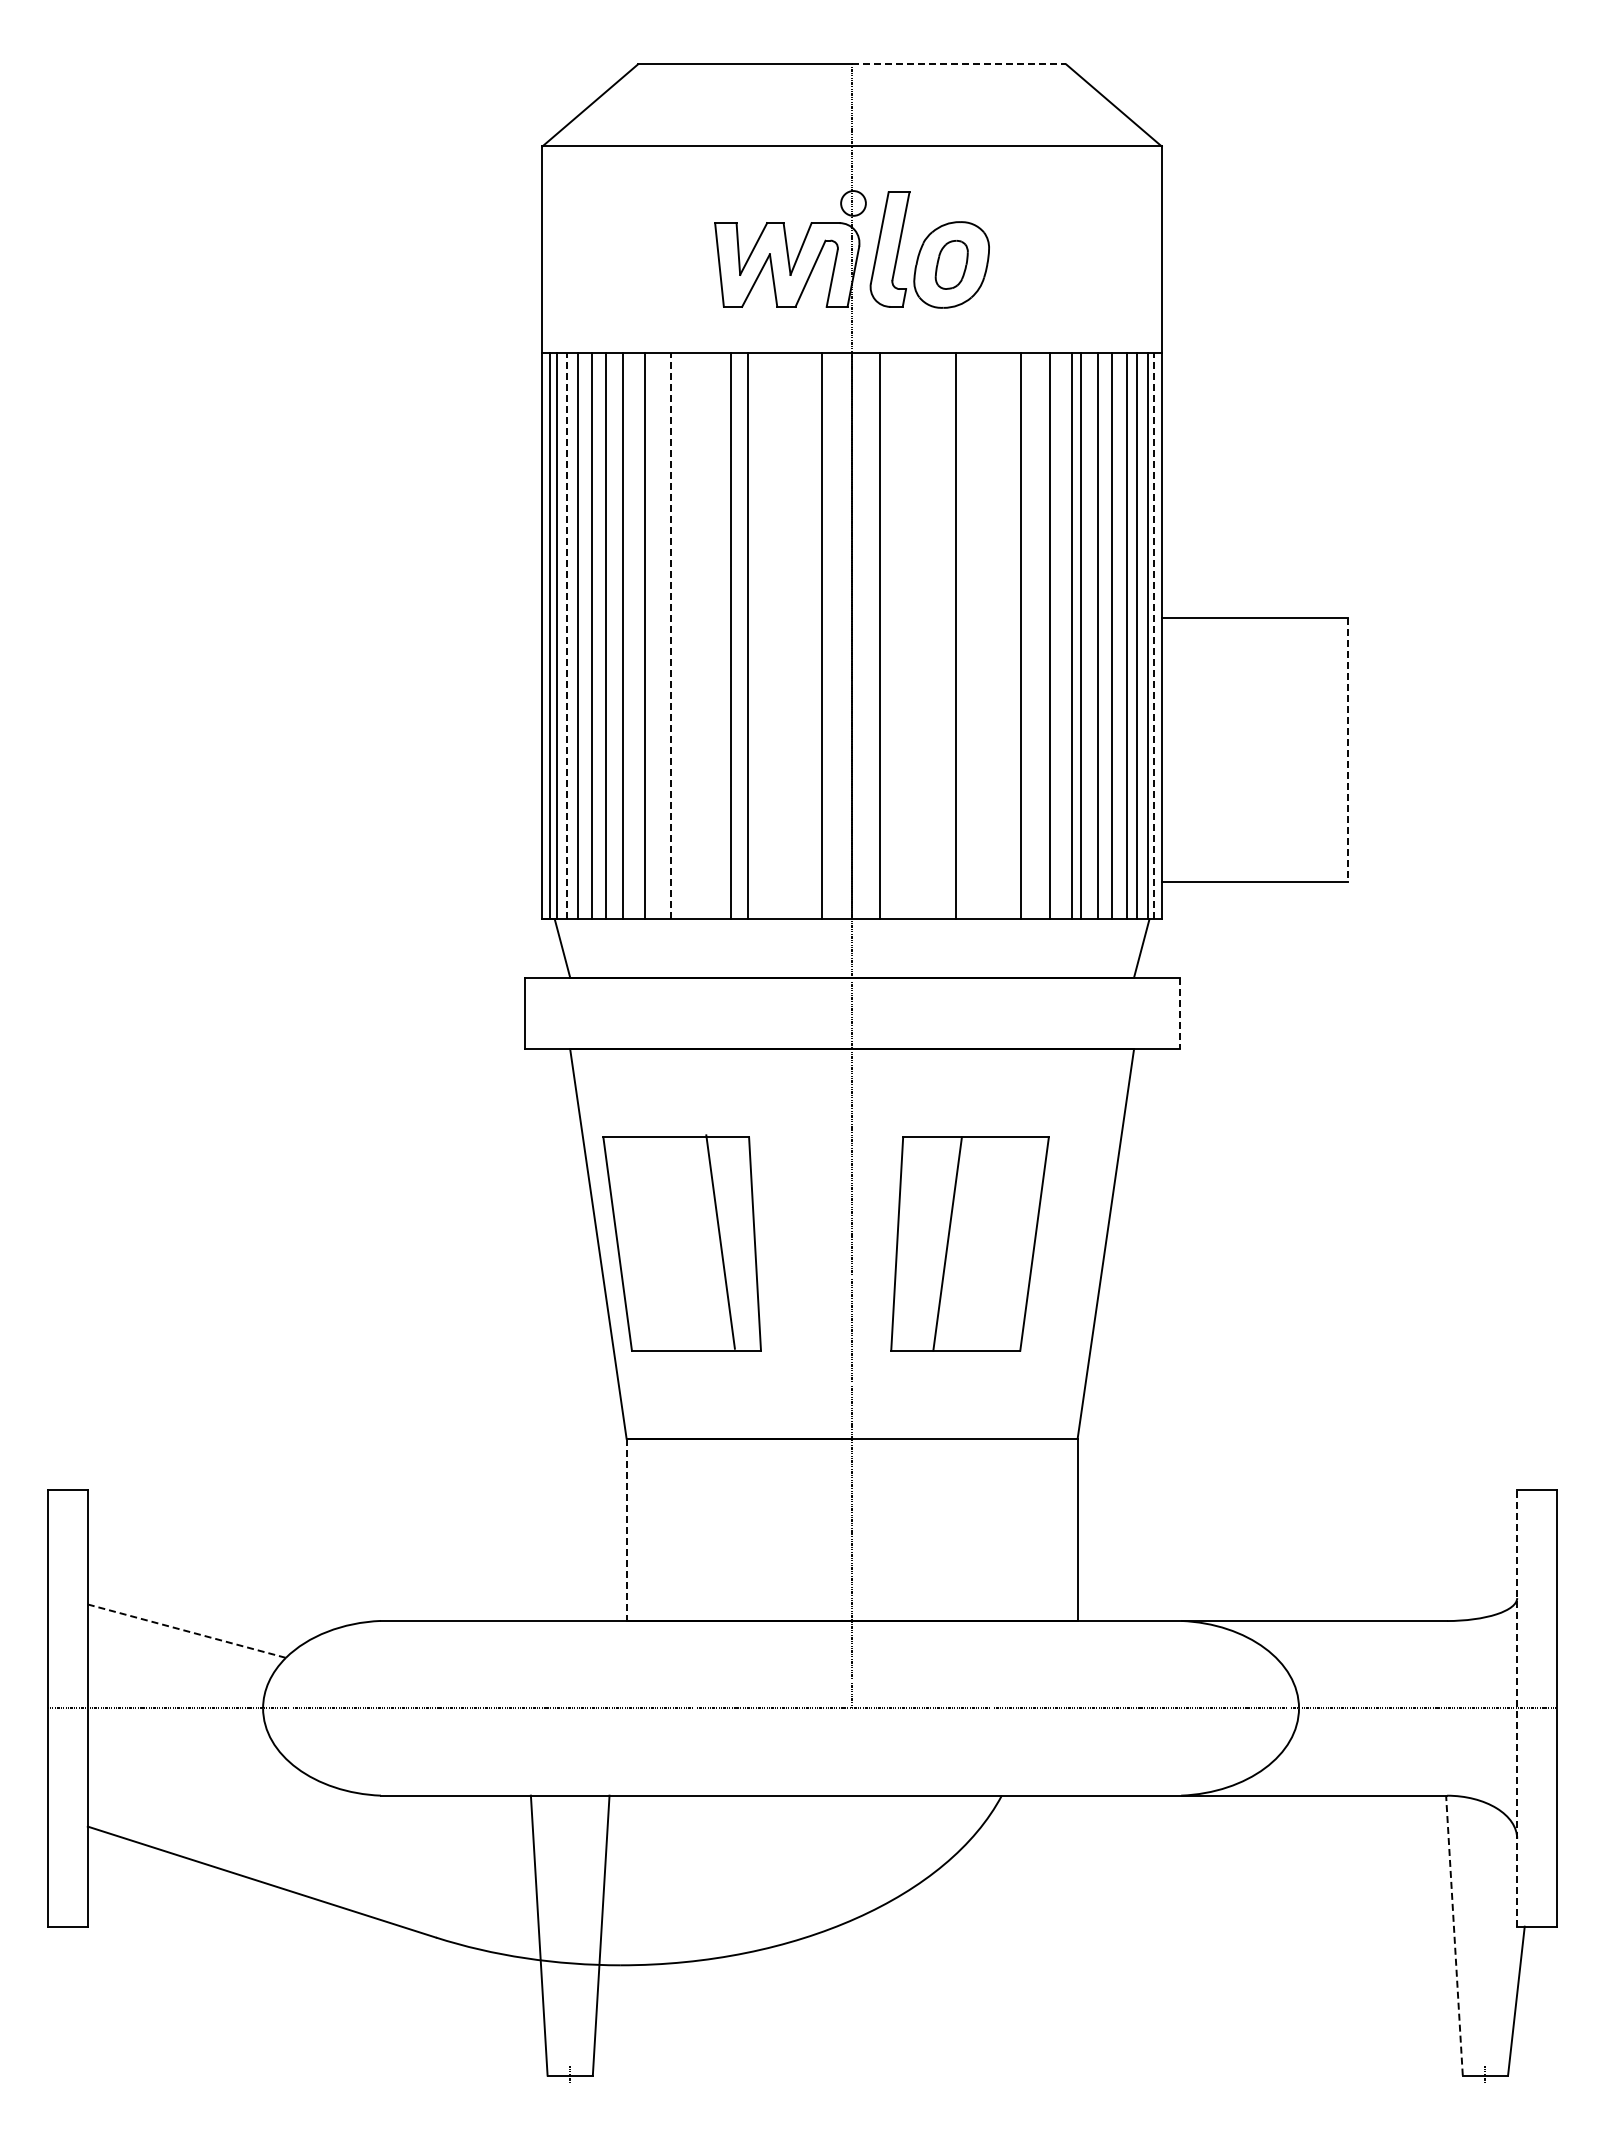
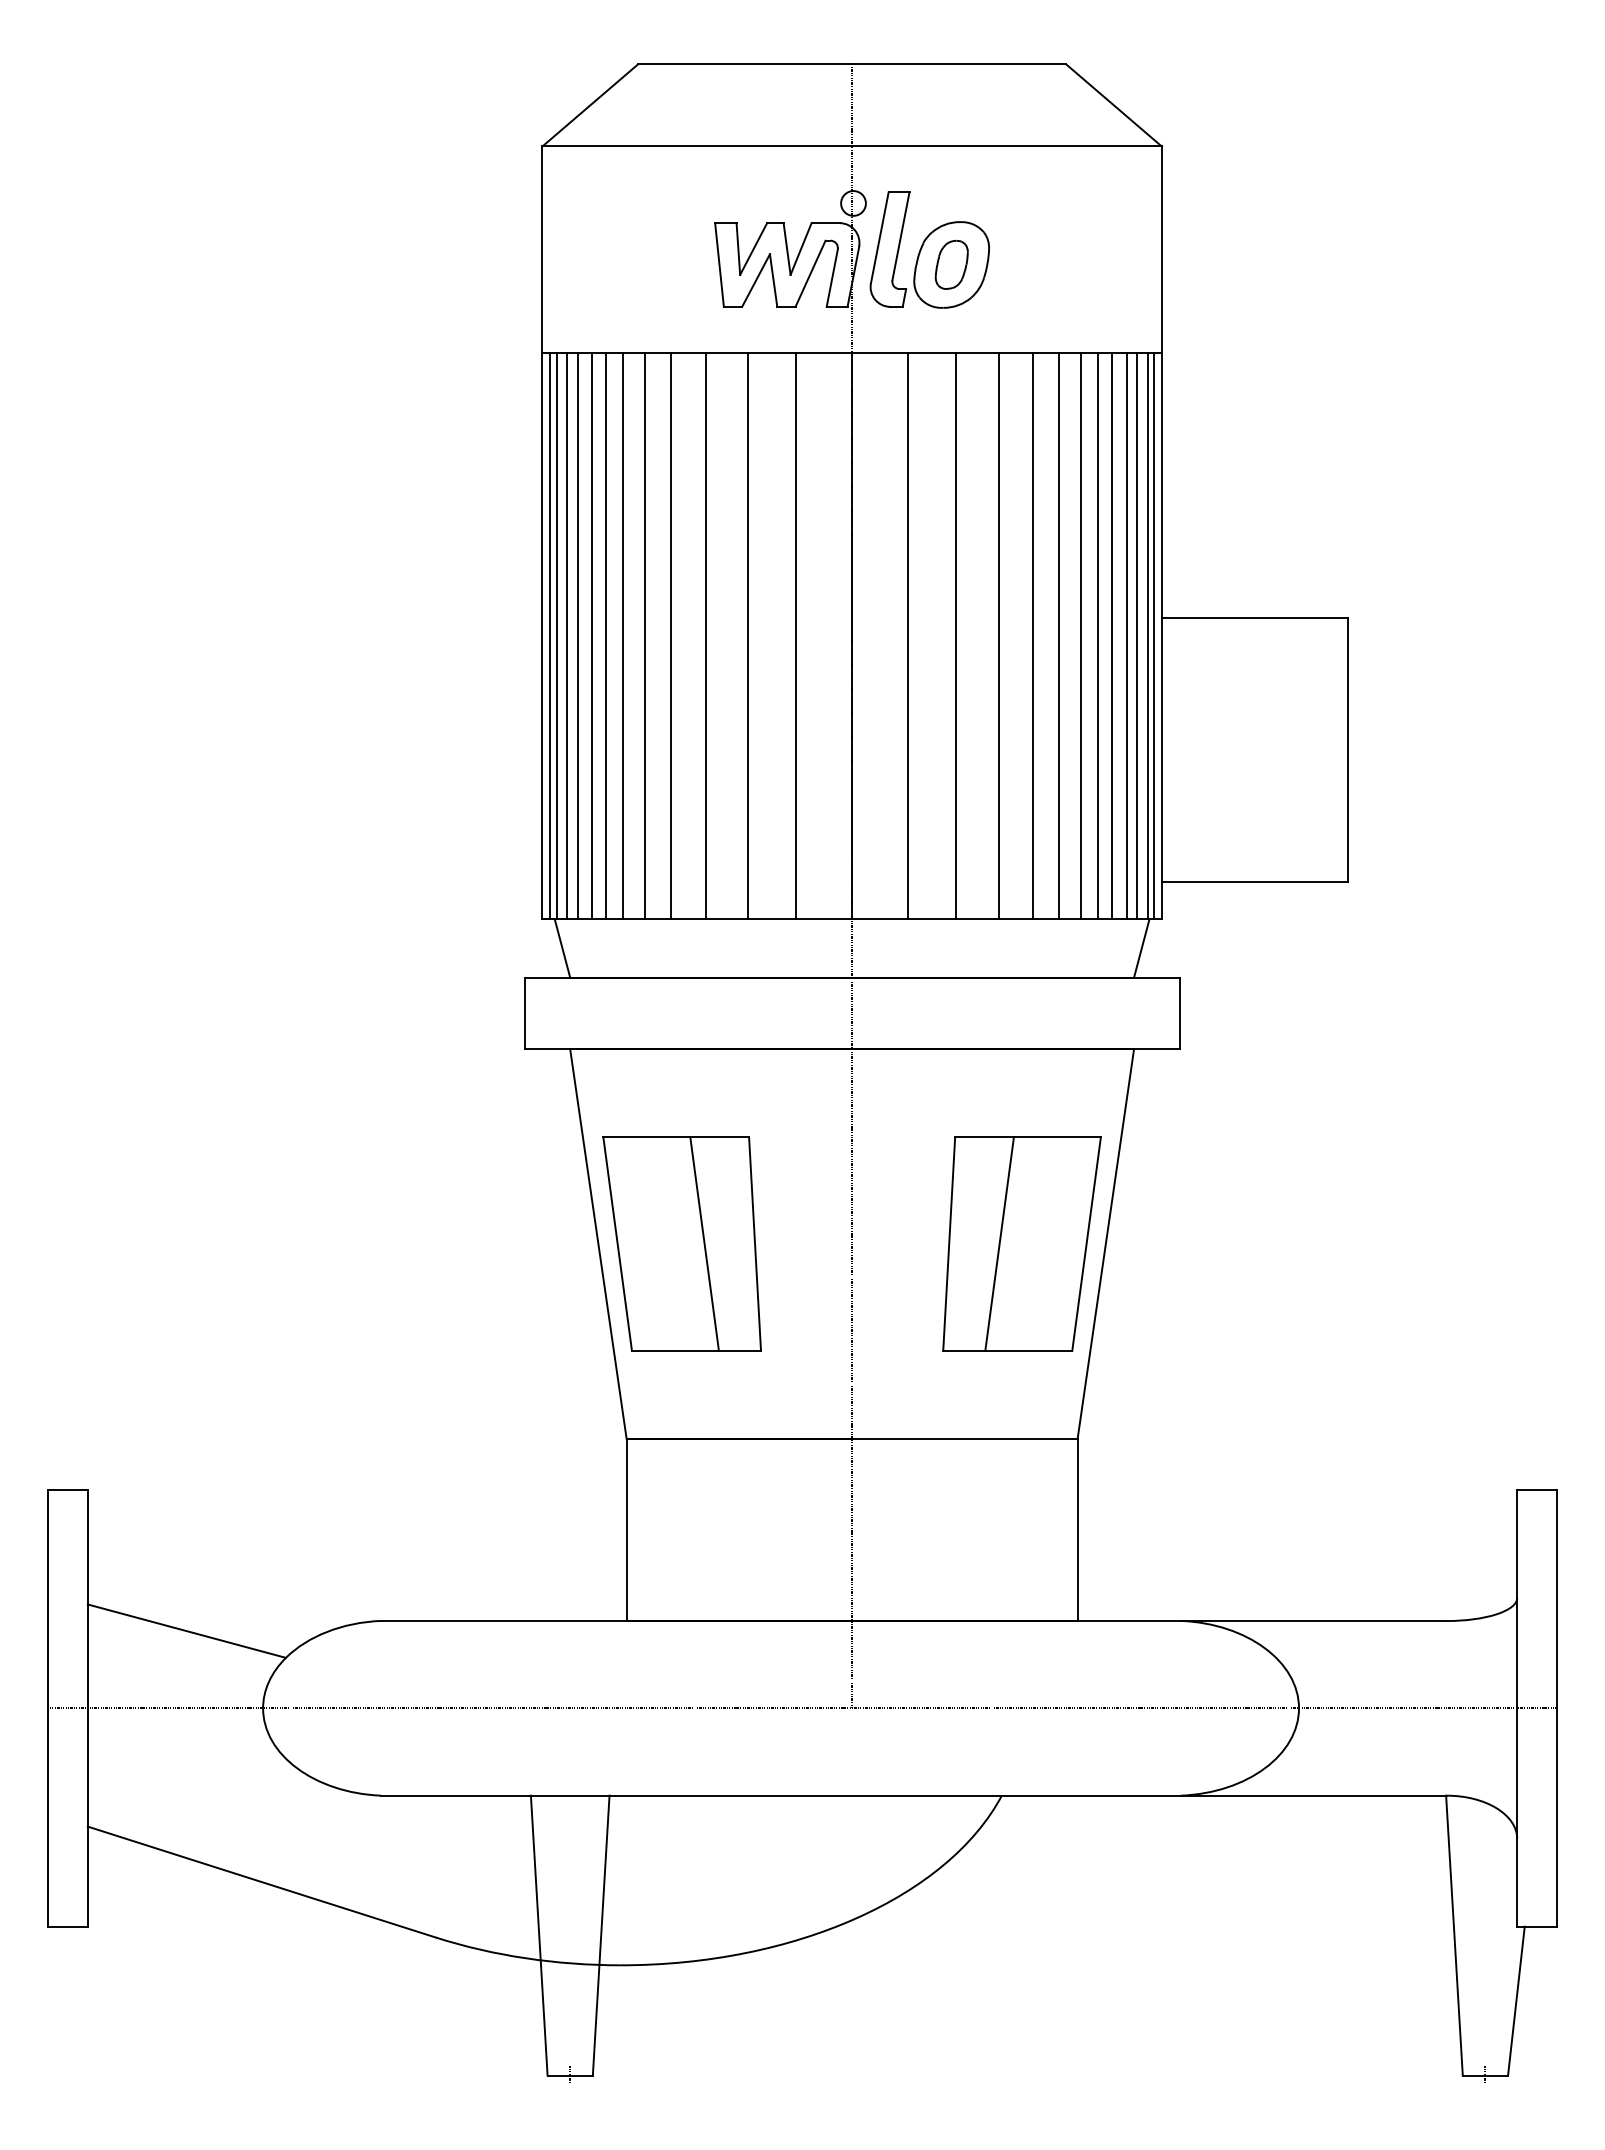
line: dashed -> solid (959, 64)
line: dashed -> solid (566, 635)
line: dashed -> solid (671, 635)
line position: (730, 635) -> (705, 635) (705, 635)
line position: (821, 635) -> (795, 635) (795, 635)
line position: (880, 635) -> (908, 635) (908, 635)
line position: (1020, 635) -> (998, 635) (998, 635)
line position: (1049, 635) -> (1032, 635) (1032, 635)
line position: (1072, 635) -> (1059, 635) (1059, 635)
line: dashed -> solid (1153, 635)
line: dashed -> solid (1348, 750)
line: dashed -> solid (1179, 1013)
line position: (720, 1241) -> (704, 1243) (704, 1243)
part position: (969, 1243) -> (1021, 1243) (1021, 1243)
line: dashed -> solid (626, 1530)
line: dashed -> solid (186, 1631)
line: dashed -> solid (1517, 1707)
line: dashed -> solid (1454, 1935)
